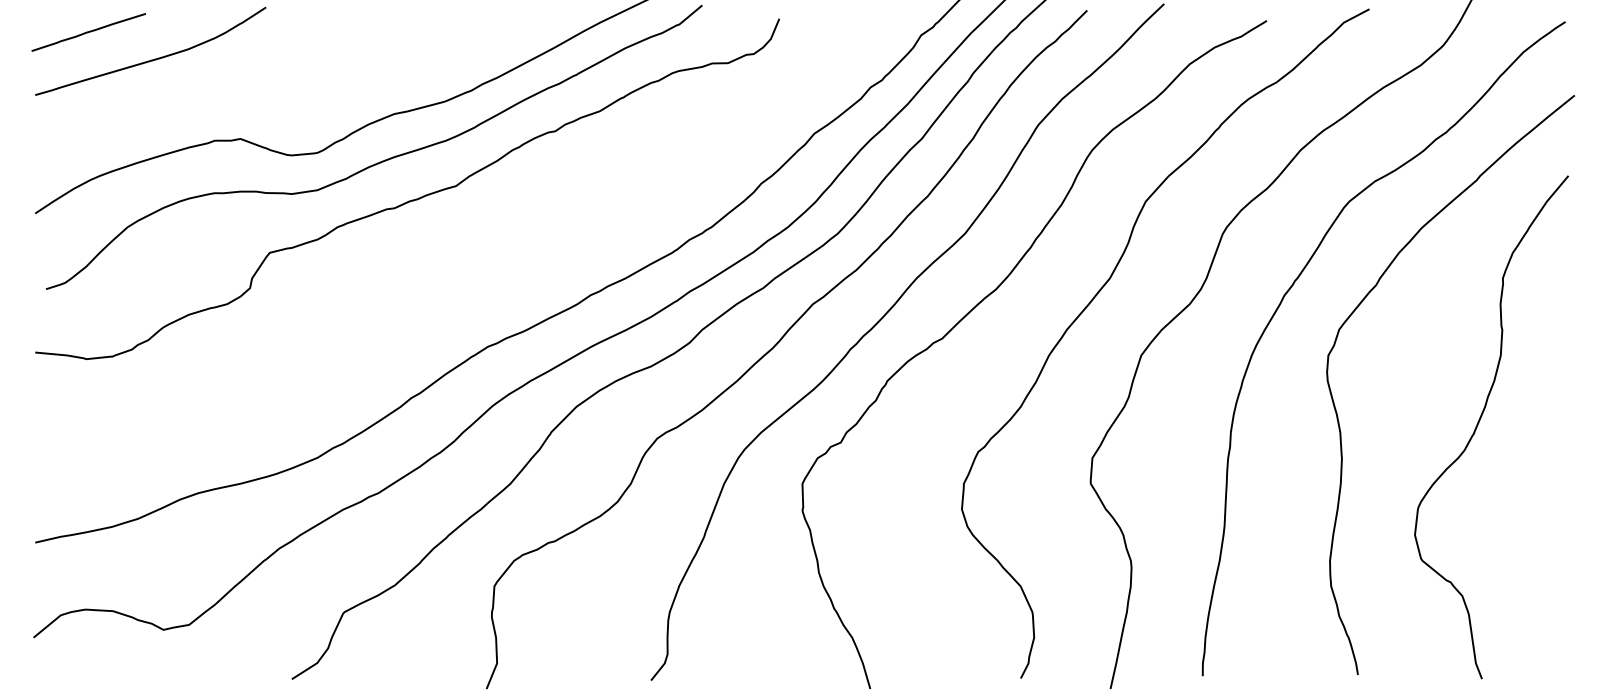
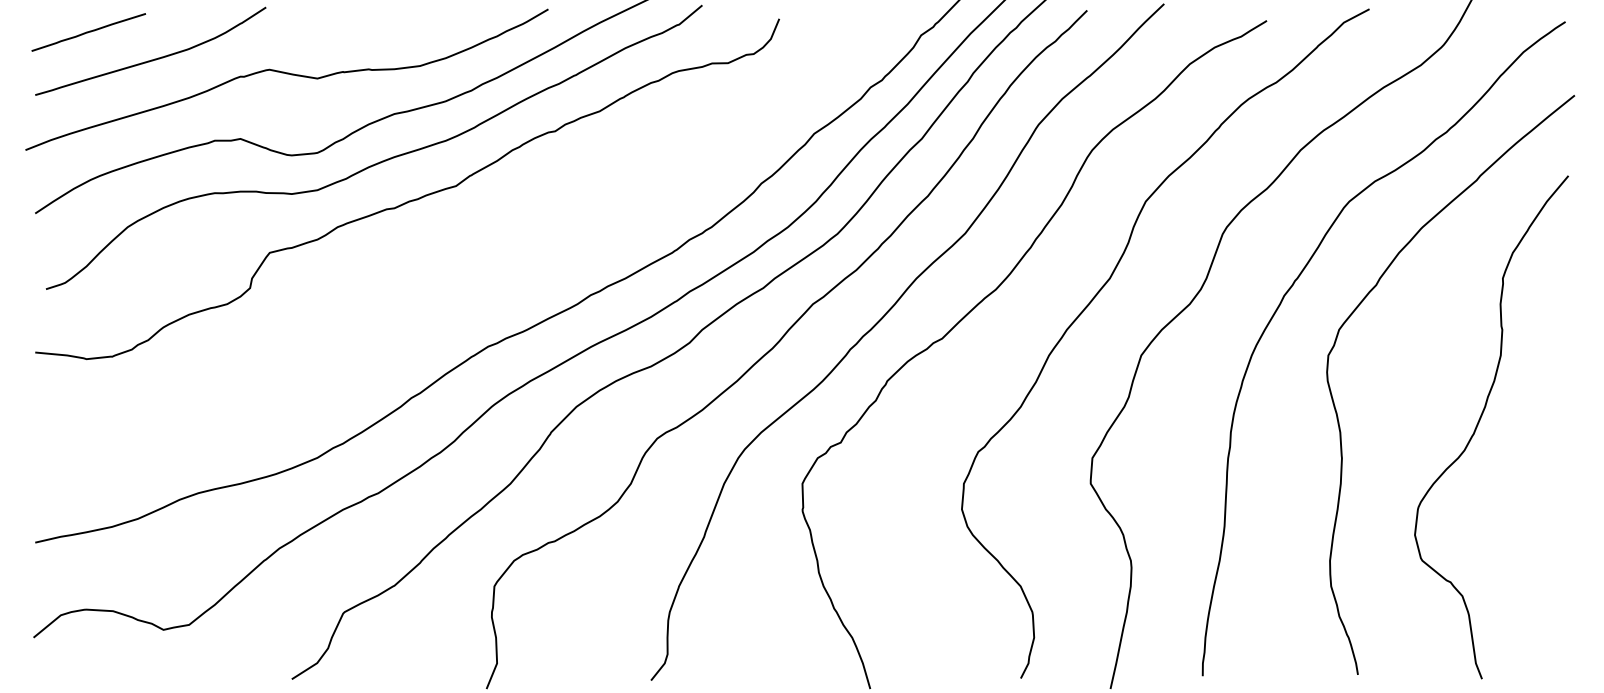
curve: none -> present (286, 74)
